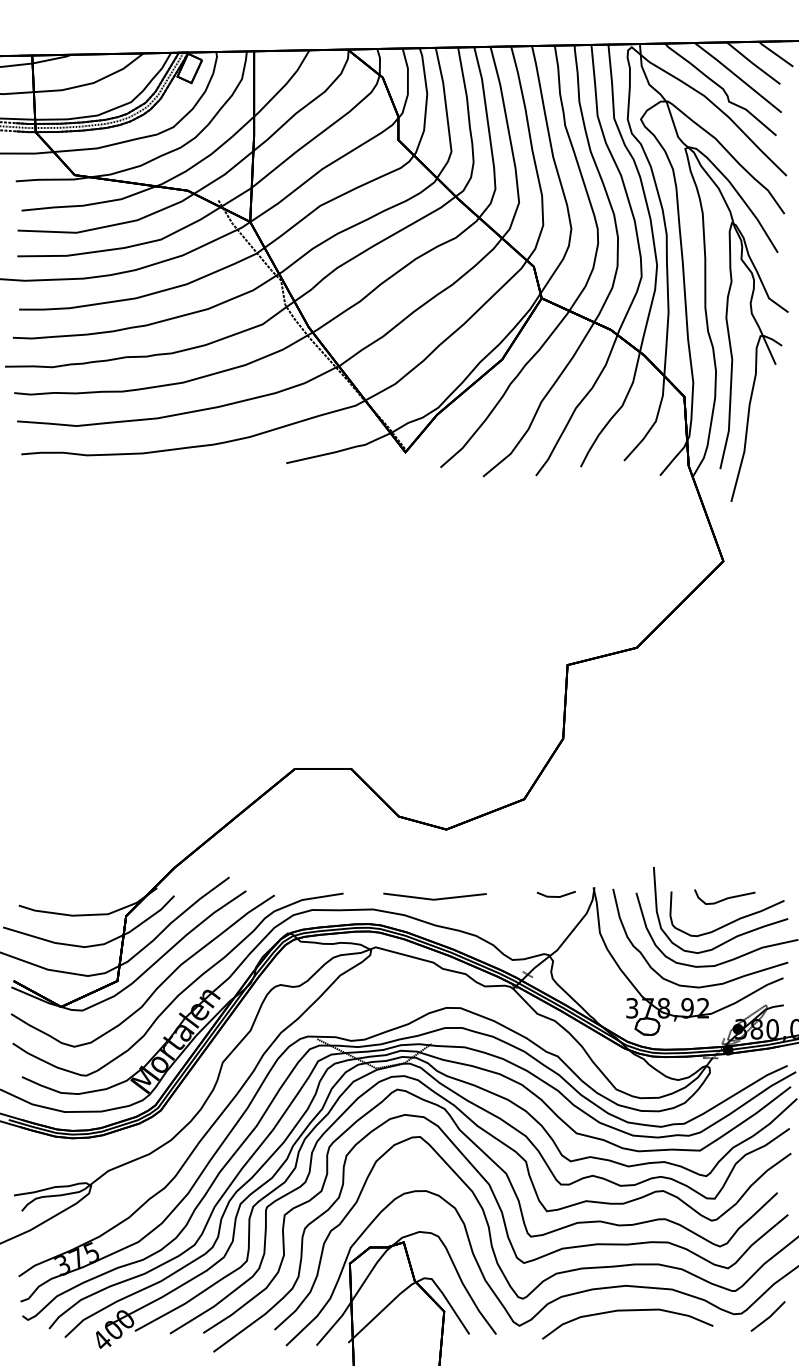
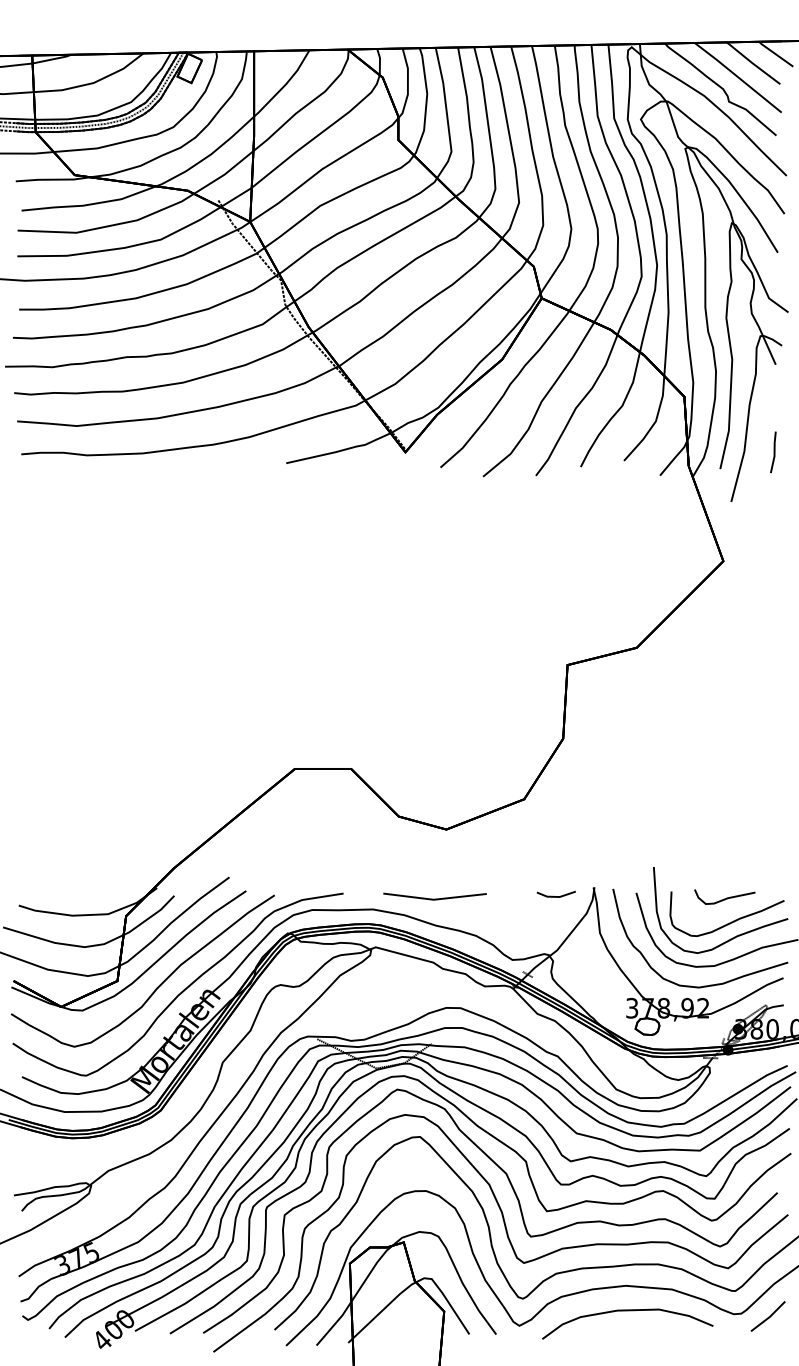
part: none -> present (773, 452)
